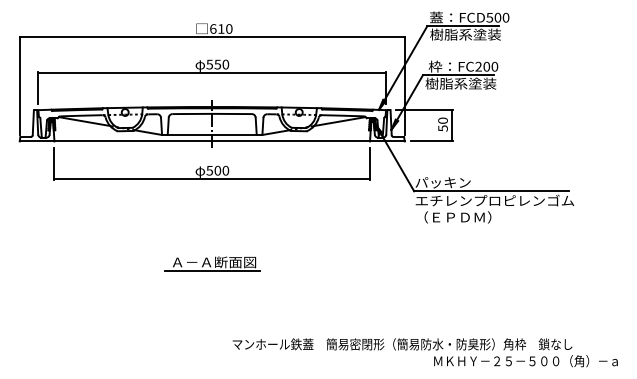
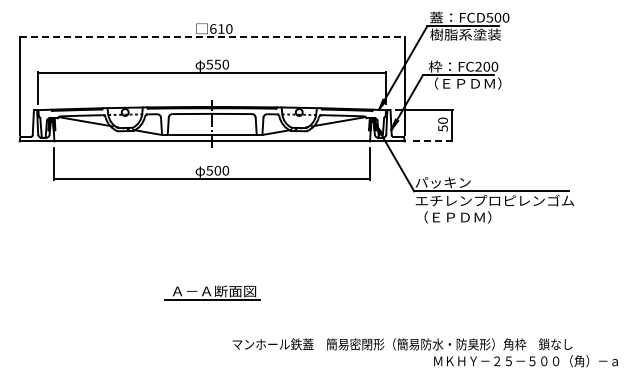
line: solid -> dashed (212, 37)
text: 樹脂系塗装 -> （ＥＰＤＭ） (463, 83)
line: solid -> dashed (431, 141)
part position: (212, 263) -> (212, 292) (212, 292)
